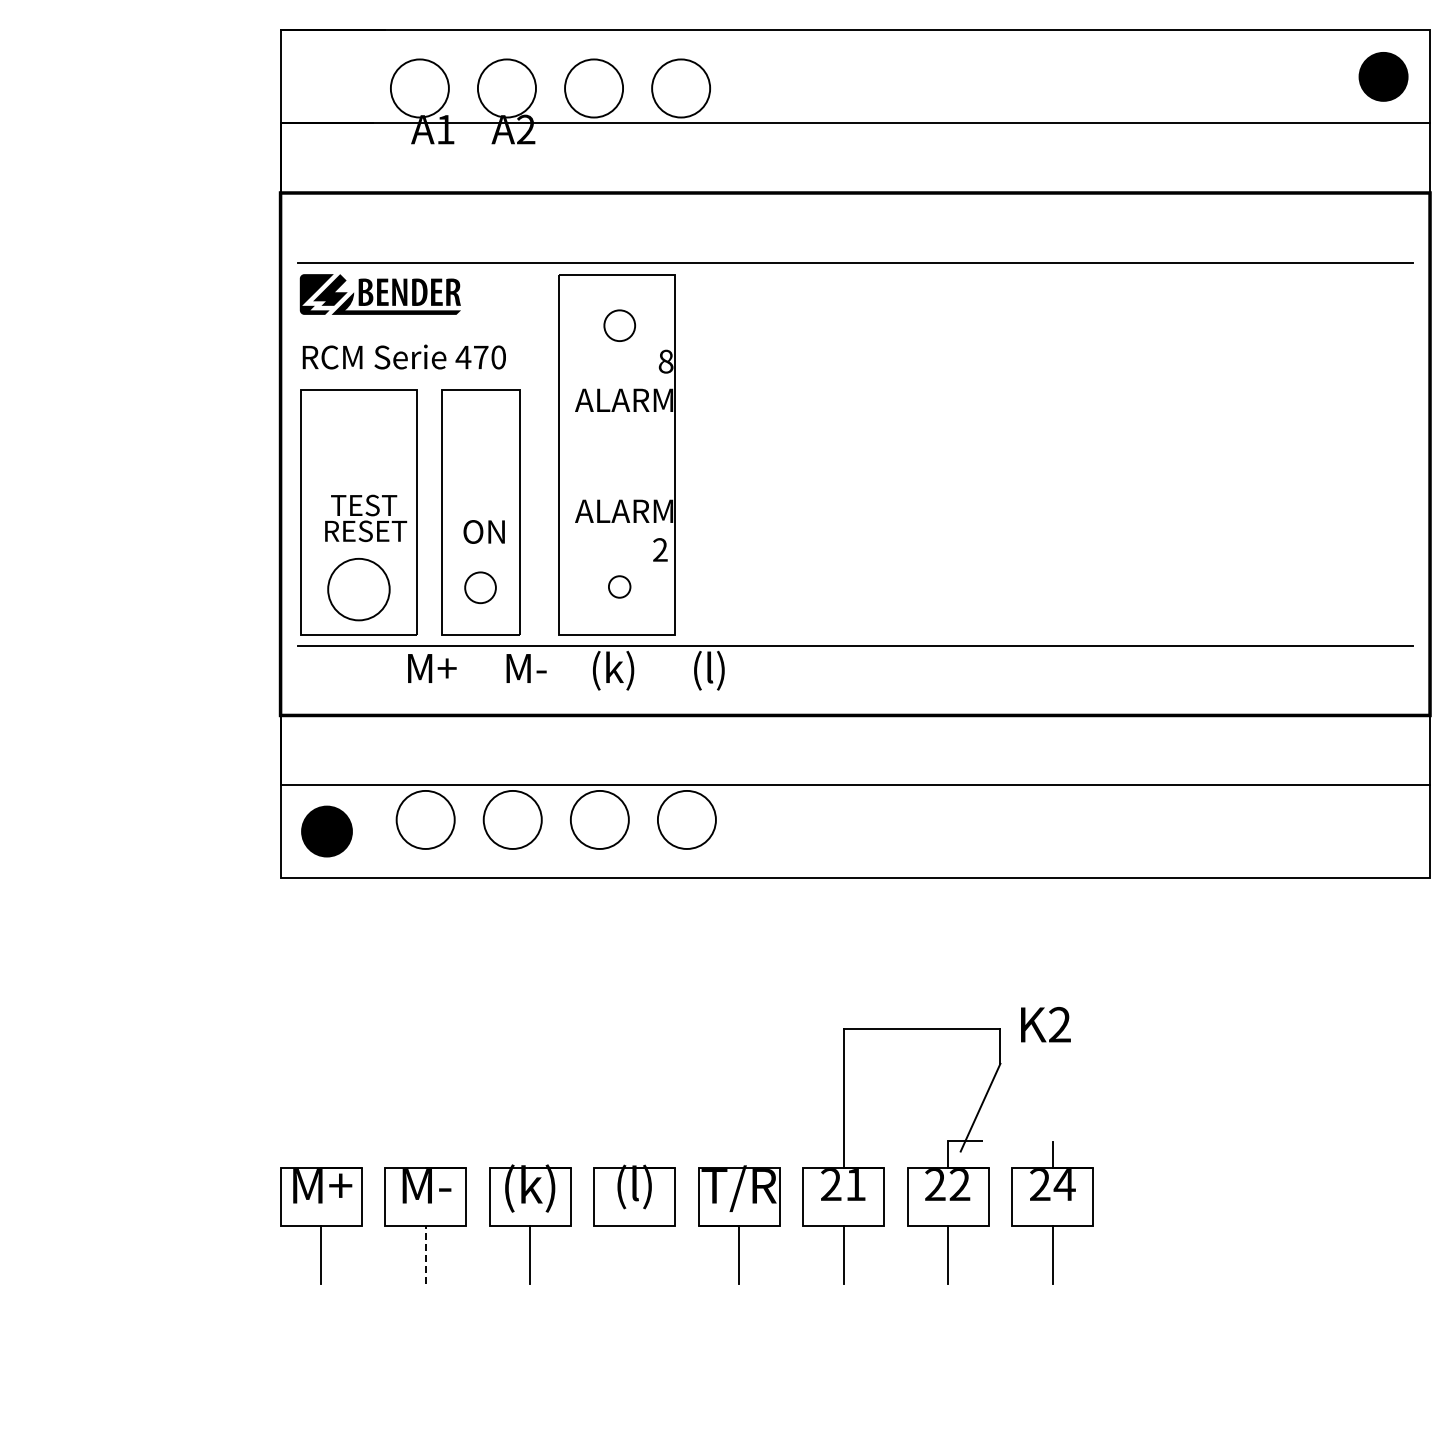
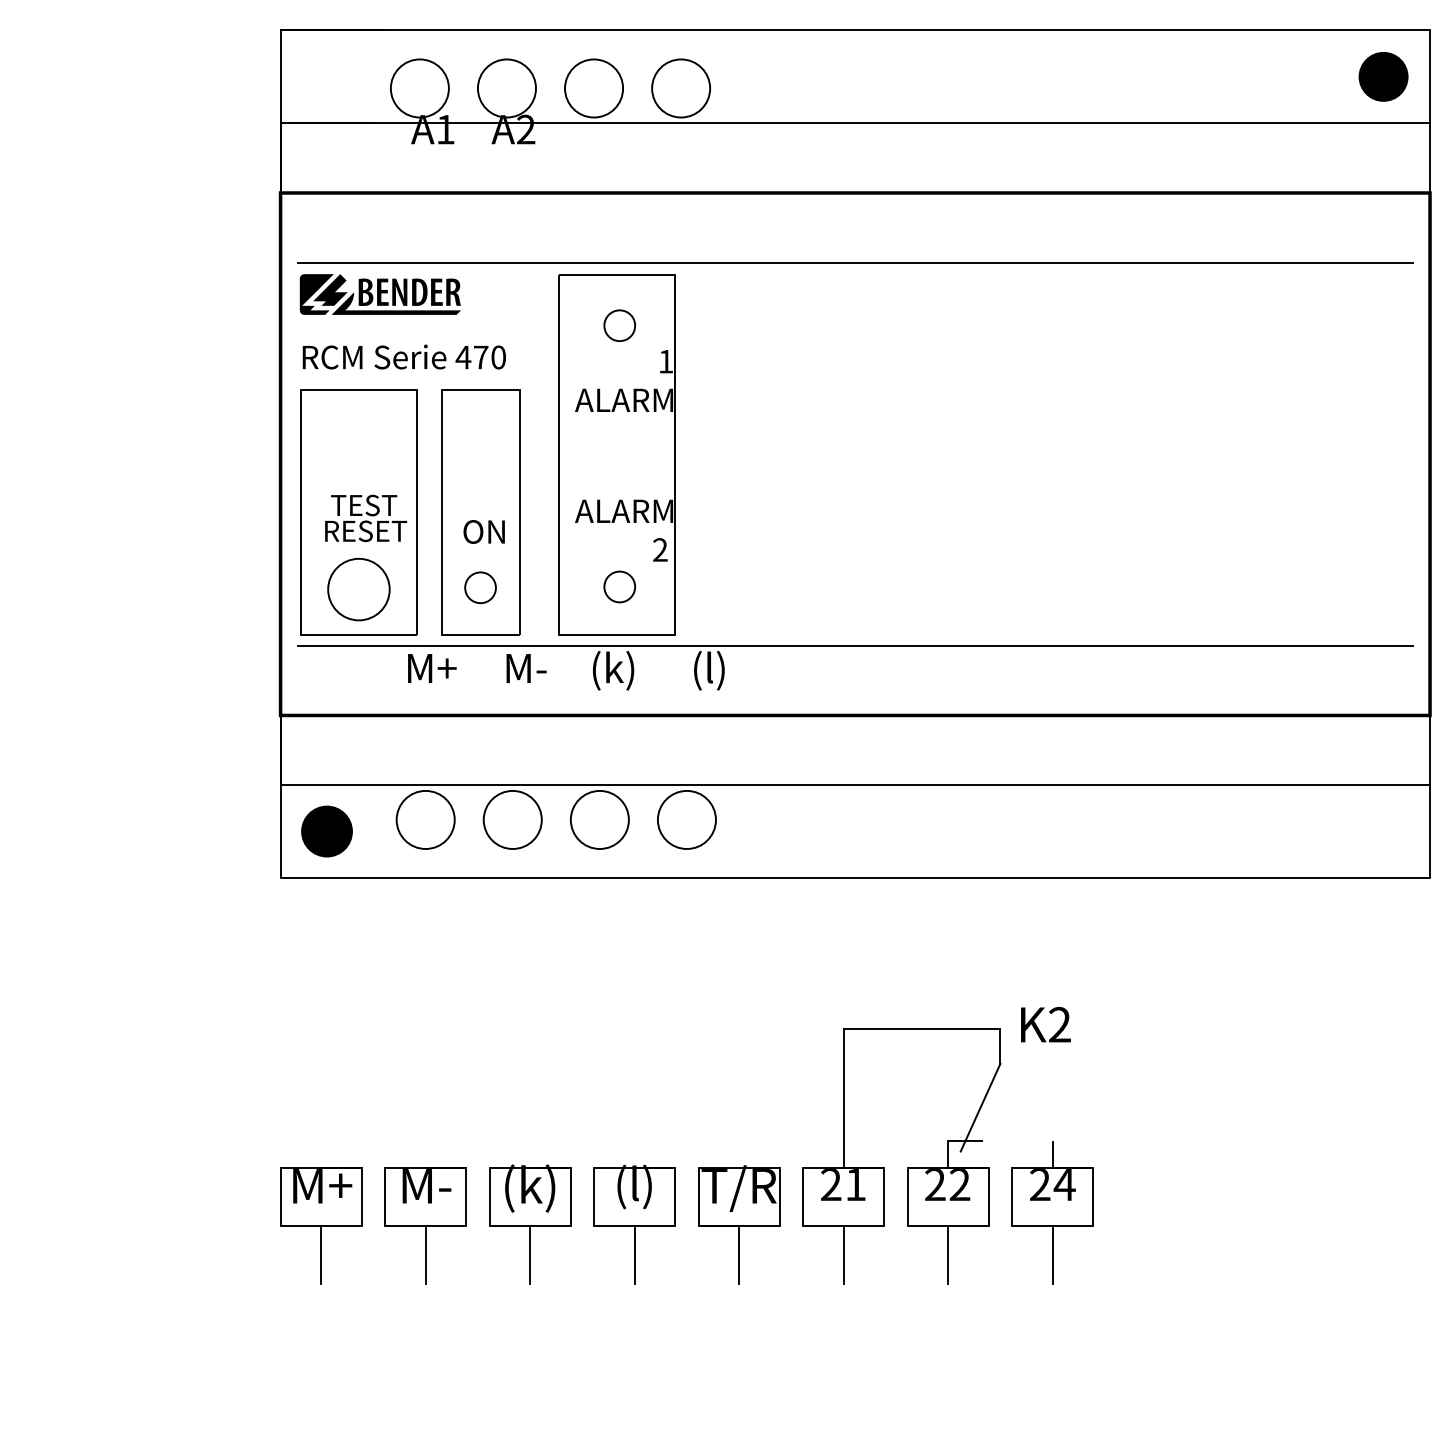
text: 8 -> 1 (665, 361)
part size: 24x24 px -> 33x34 px (619, 586)
line: dashed -> solid (425, 1254)
line: none -> present (634, 1255)
